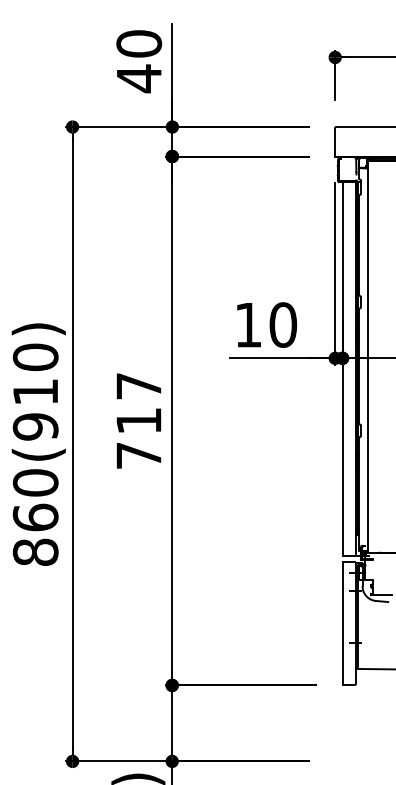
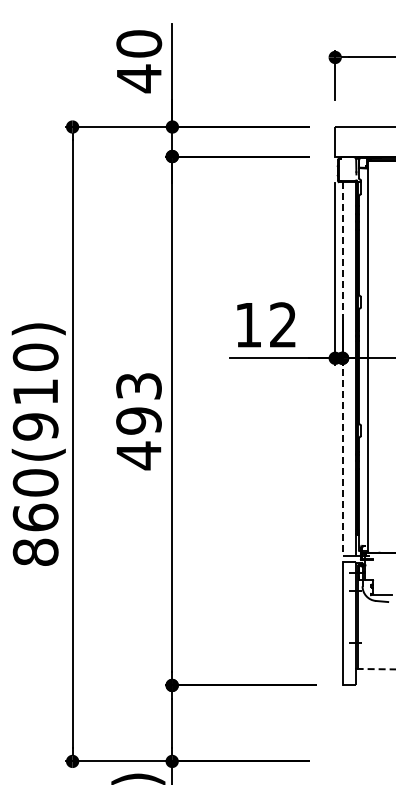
text: 10 -> 12 (283, 324)
line: solid -> dashed (342, 369)
text: 717 -> 493 (138, 421)
line: solid -> dashed (376, 669)
